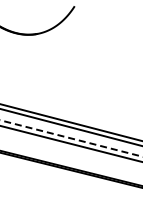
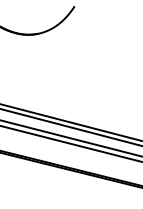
line: dashed -> solid (71, 138)
